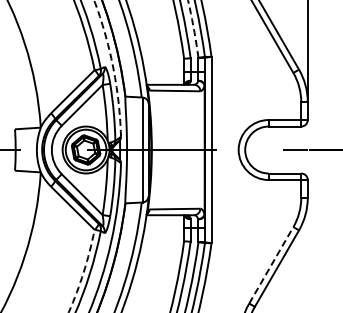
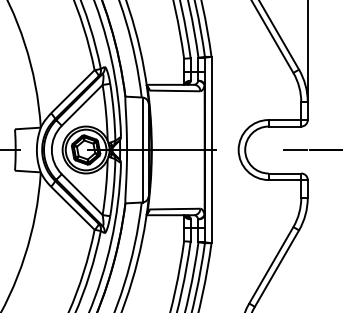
arc: dashed -> solid (193, 28)
arc: dashed -> solid (113, 67)
line: dashed -> solid (271, 264)
arc: dashed -> solid (83, 272)
